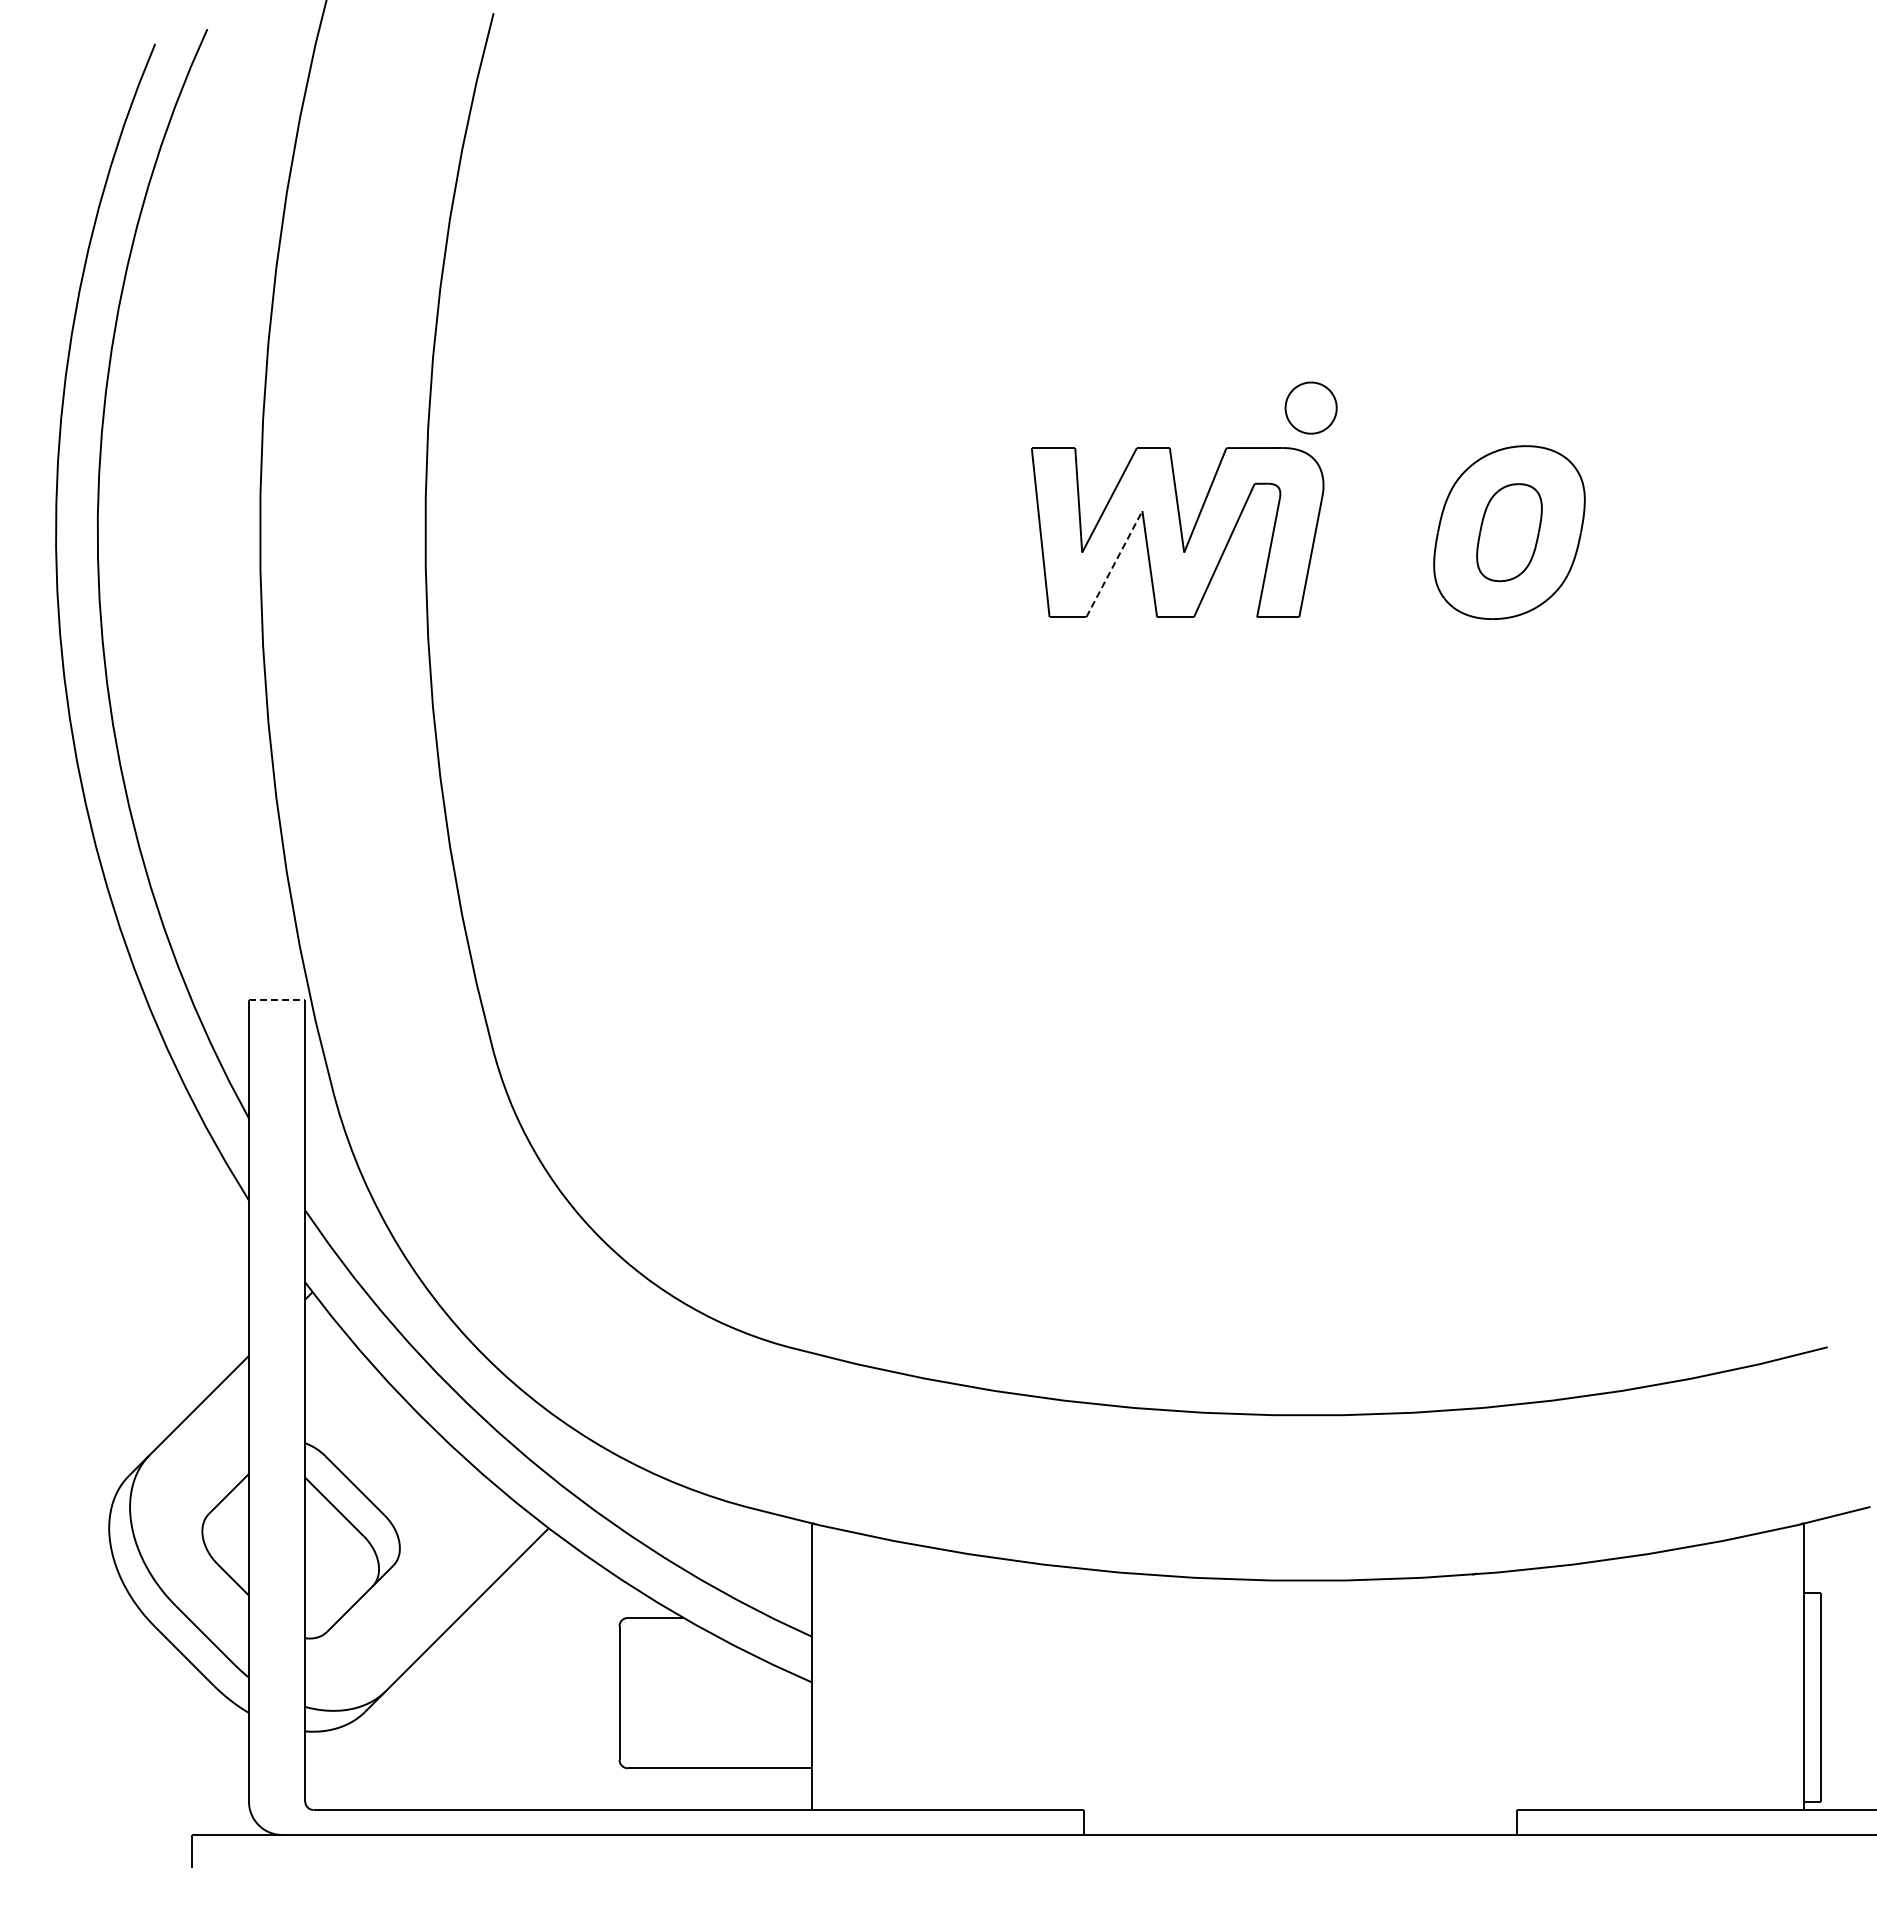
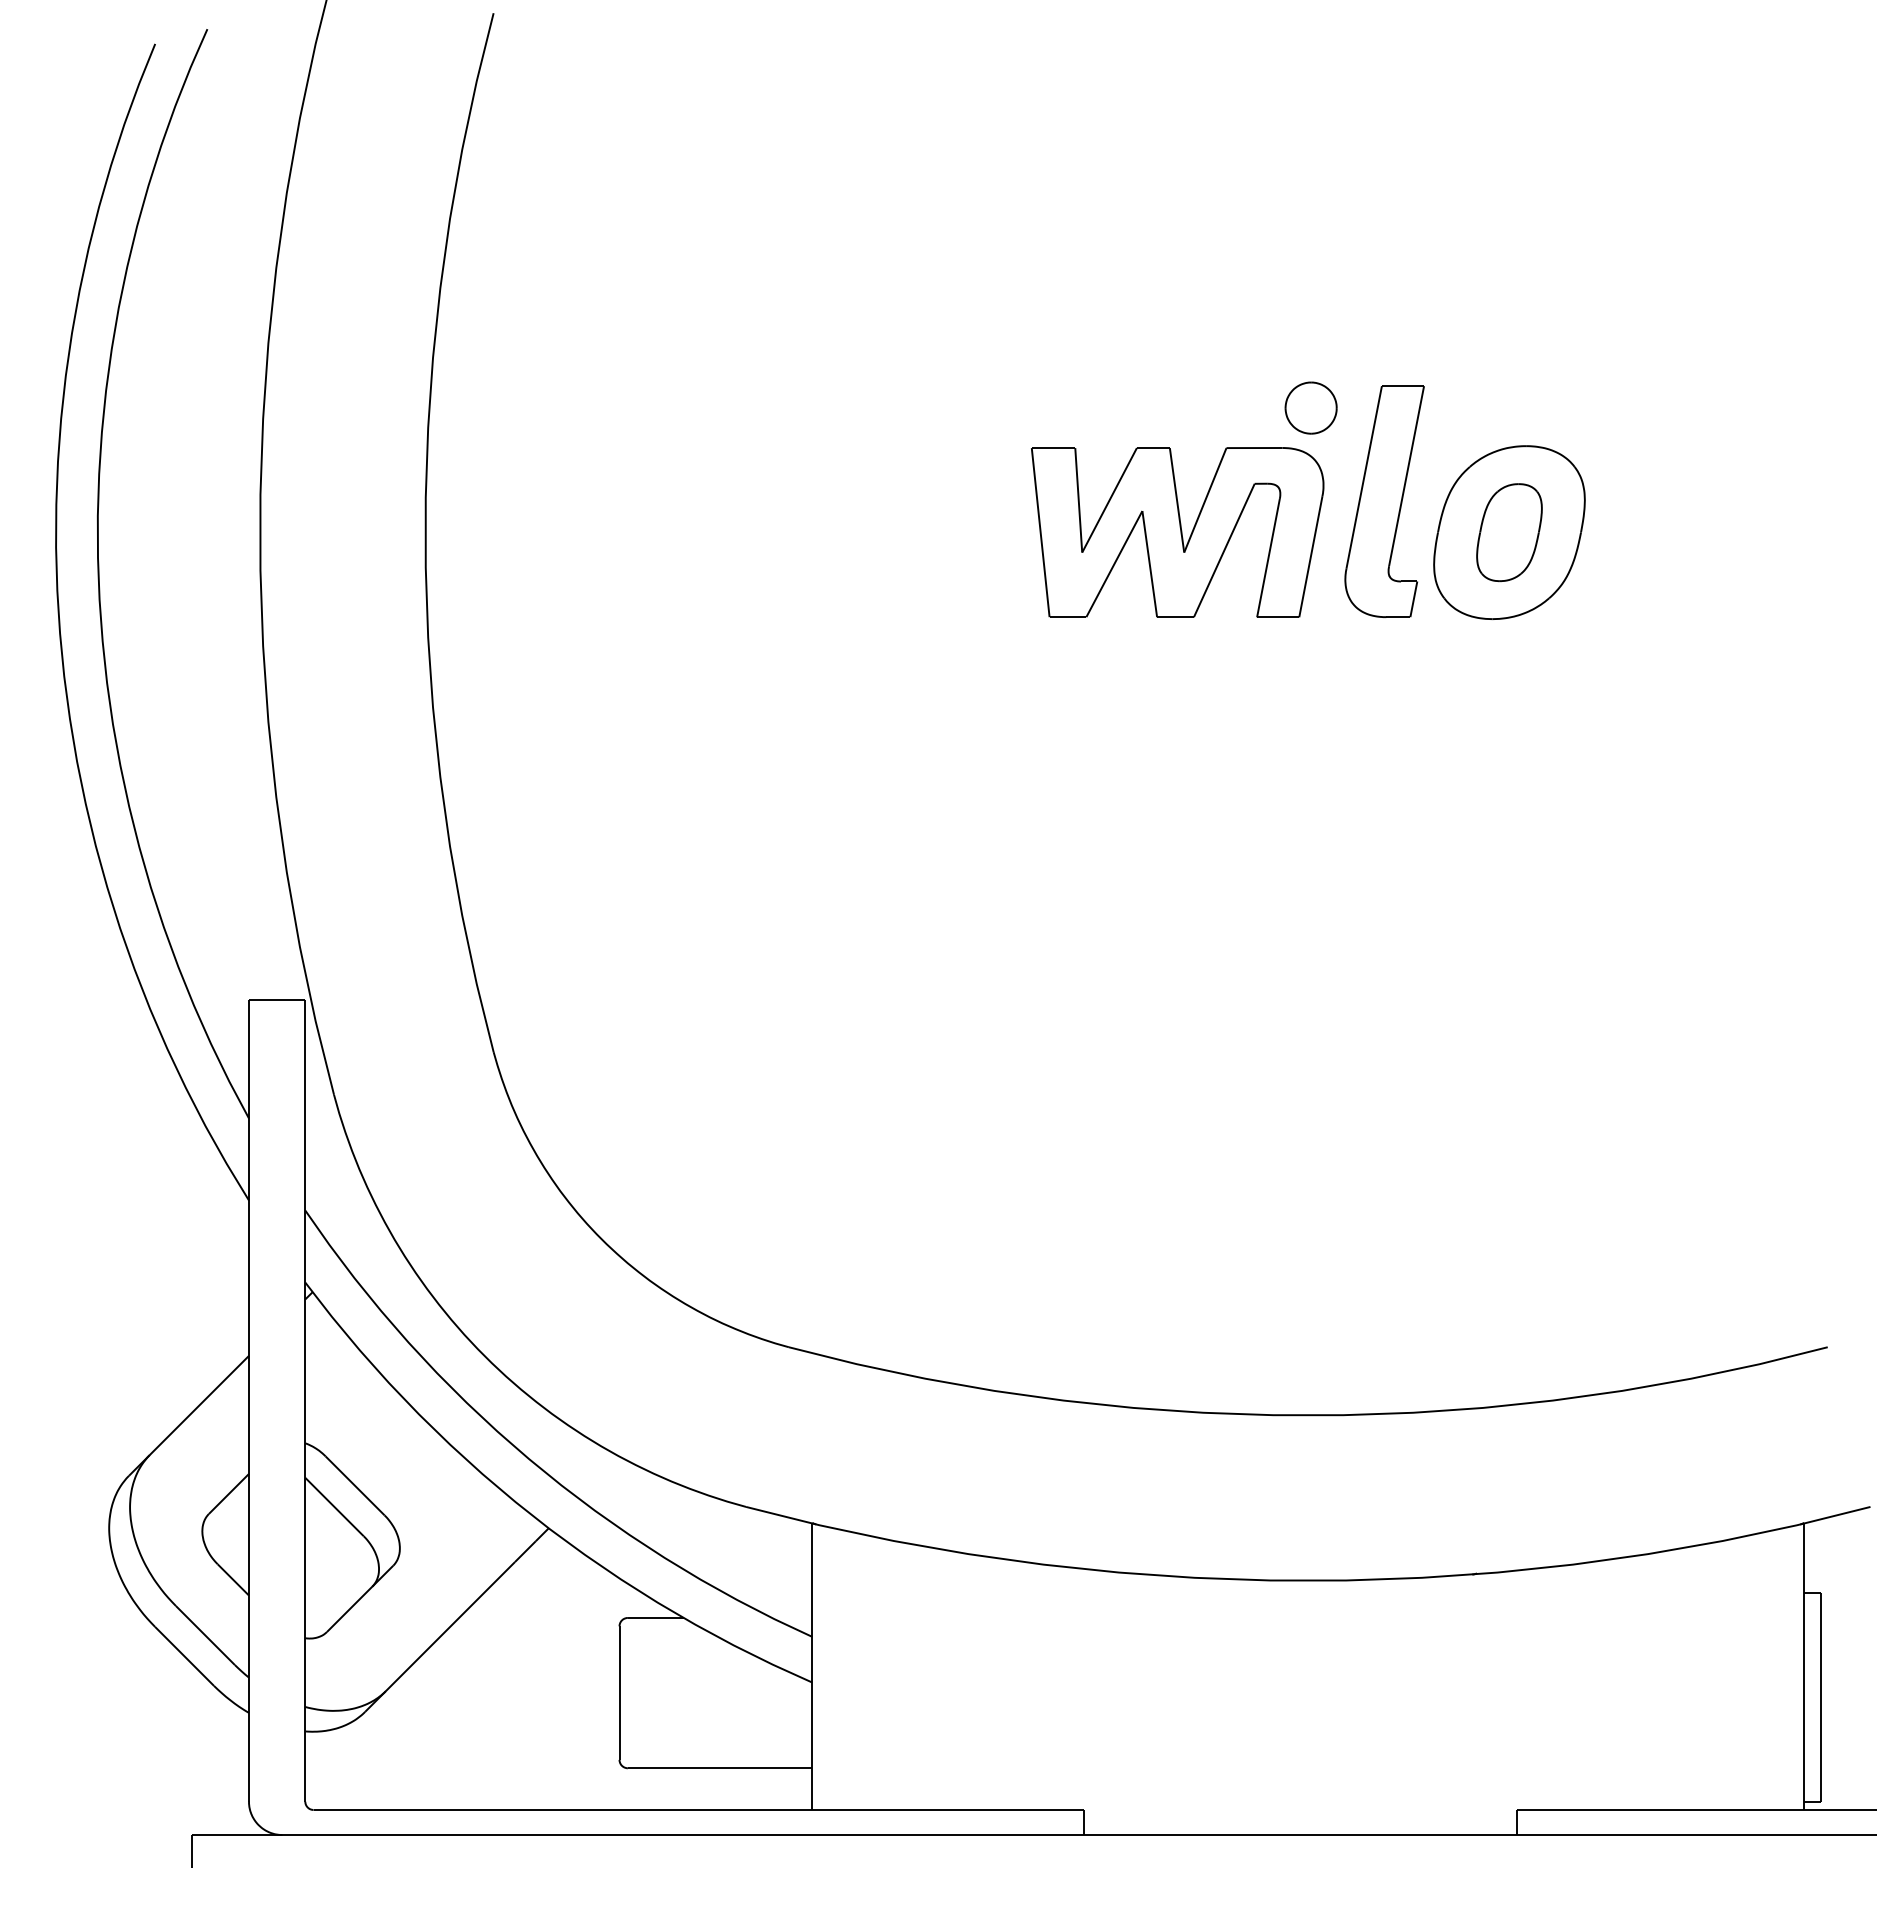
part: none -> present (1384, 501)
line: dashed -> solid (1114, 564)
line: dashed -> solid (277, 1000)
